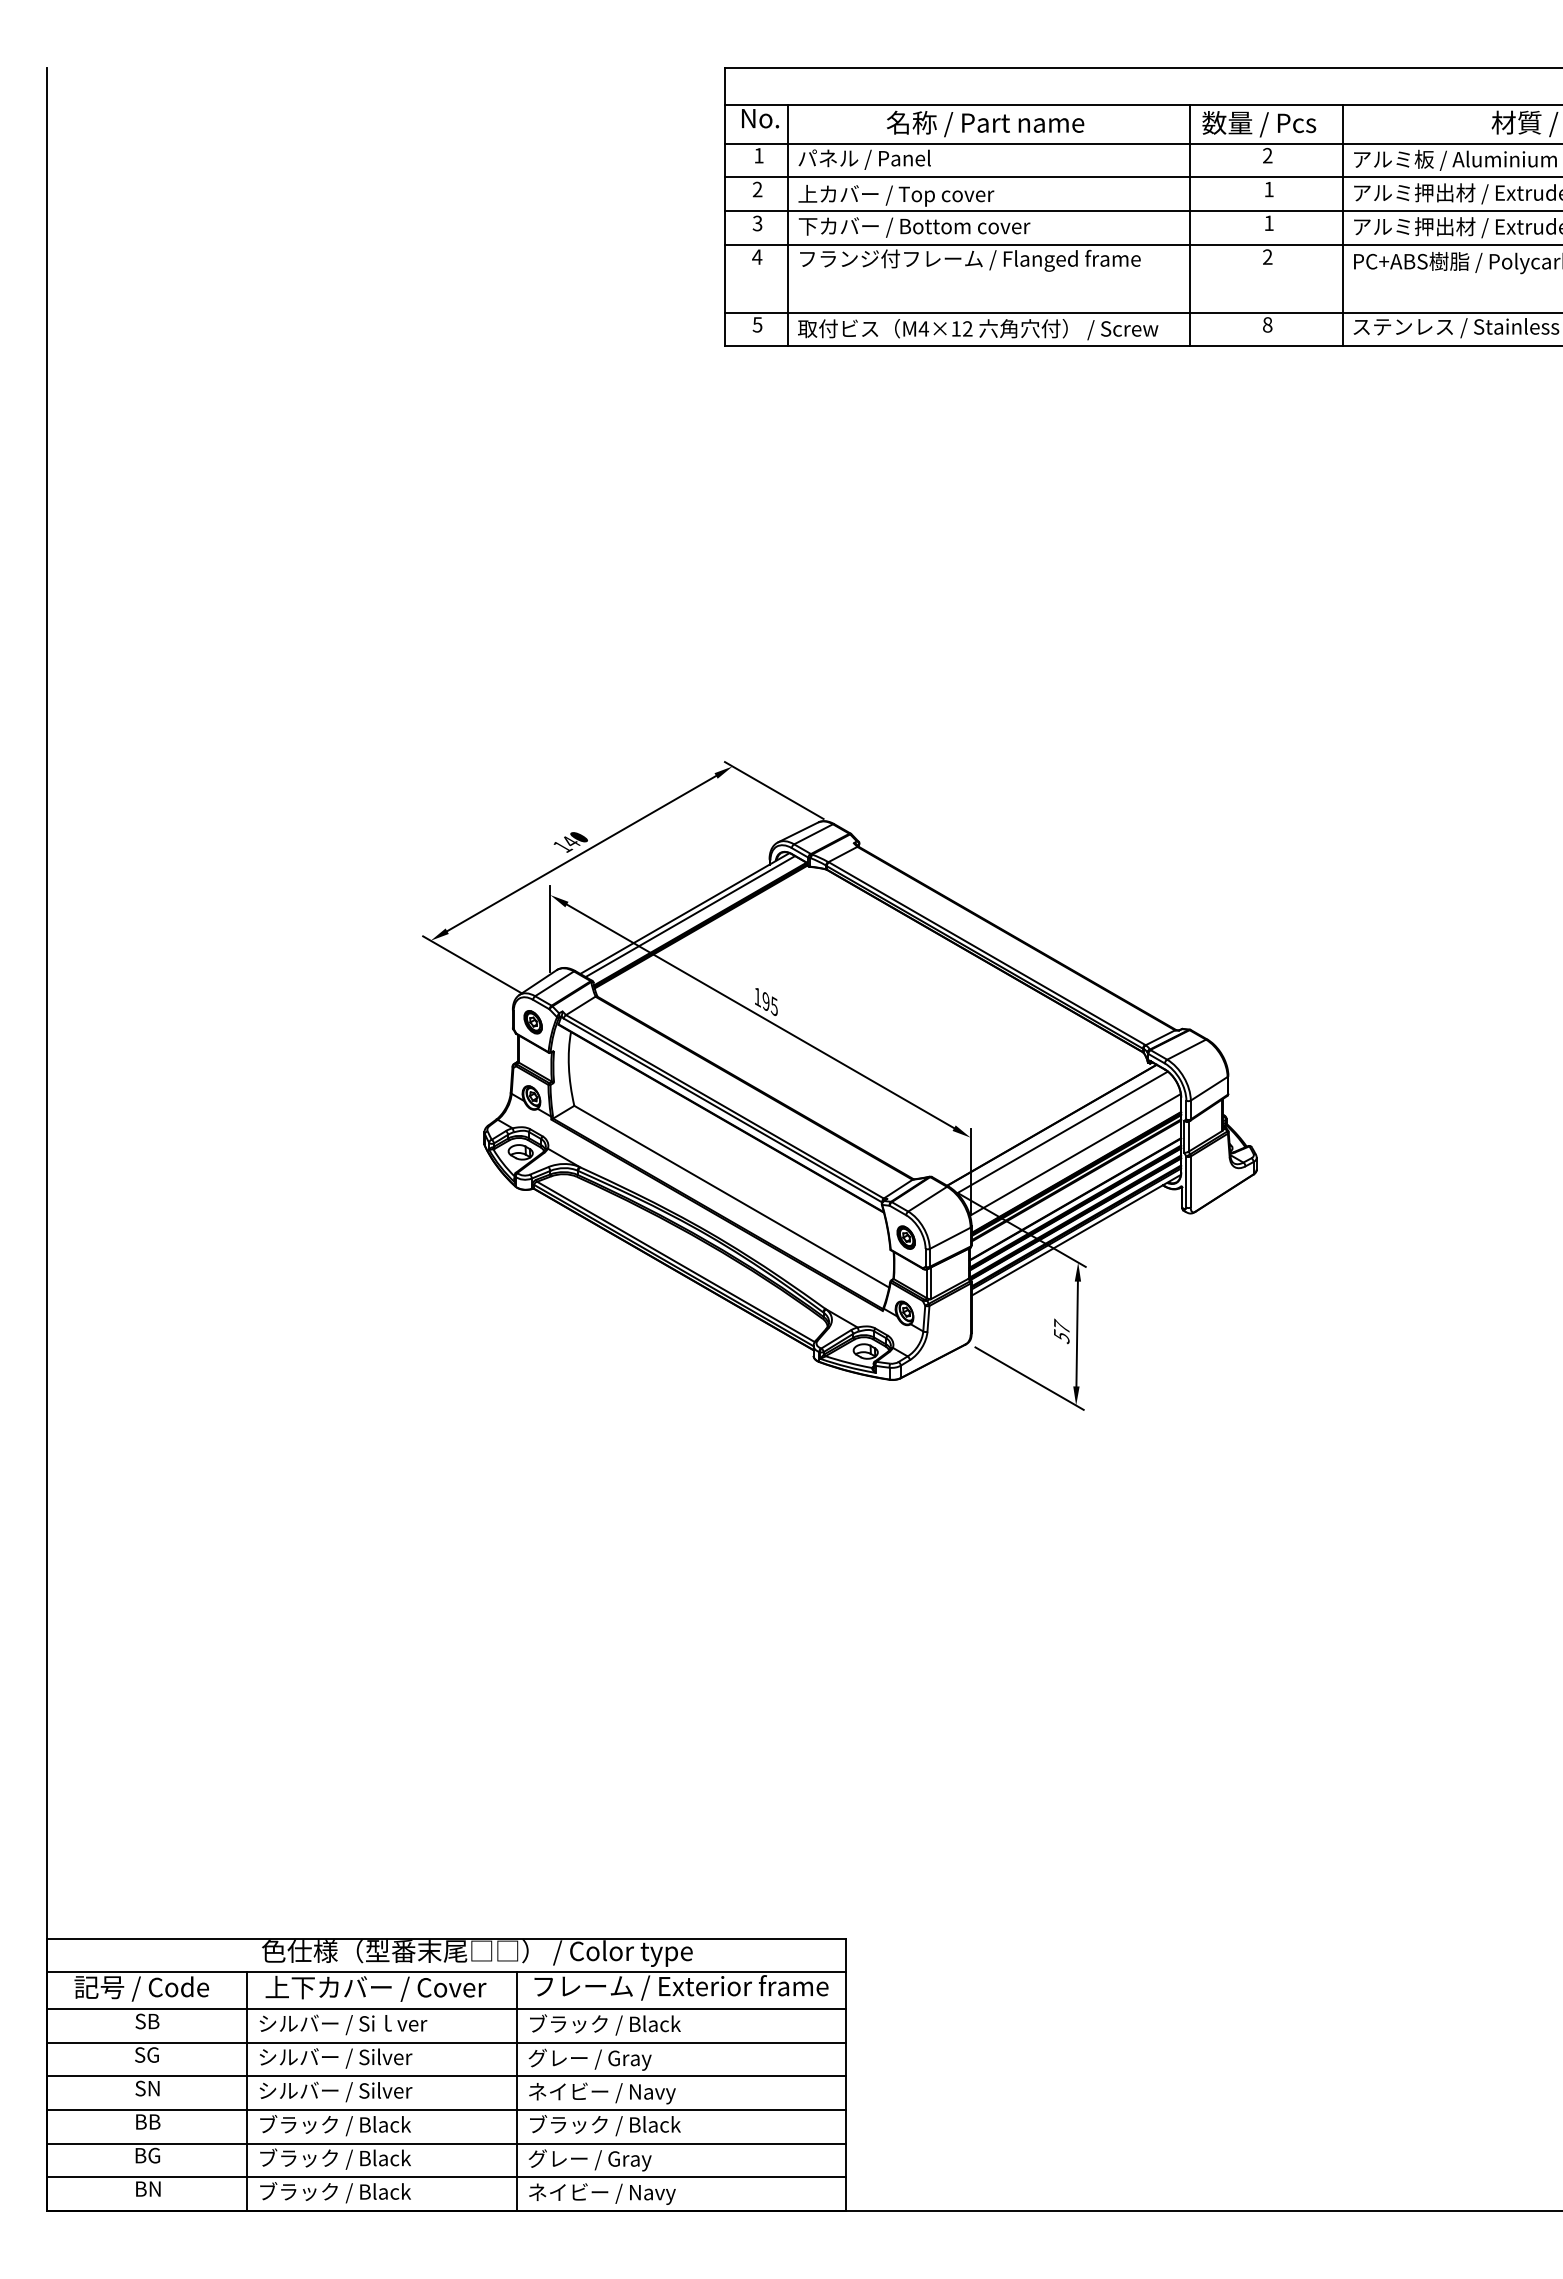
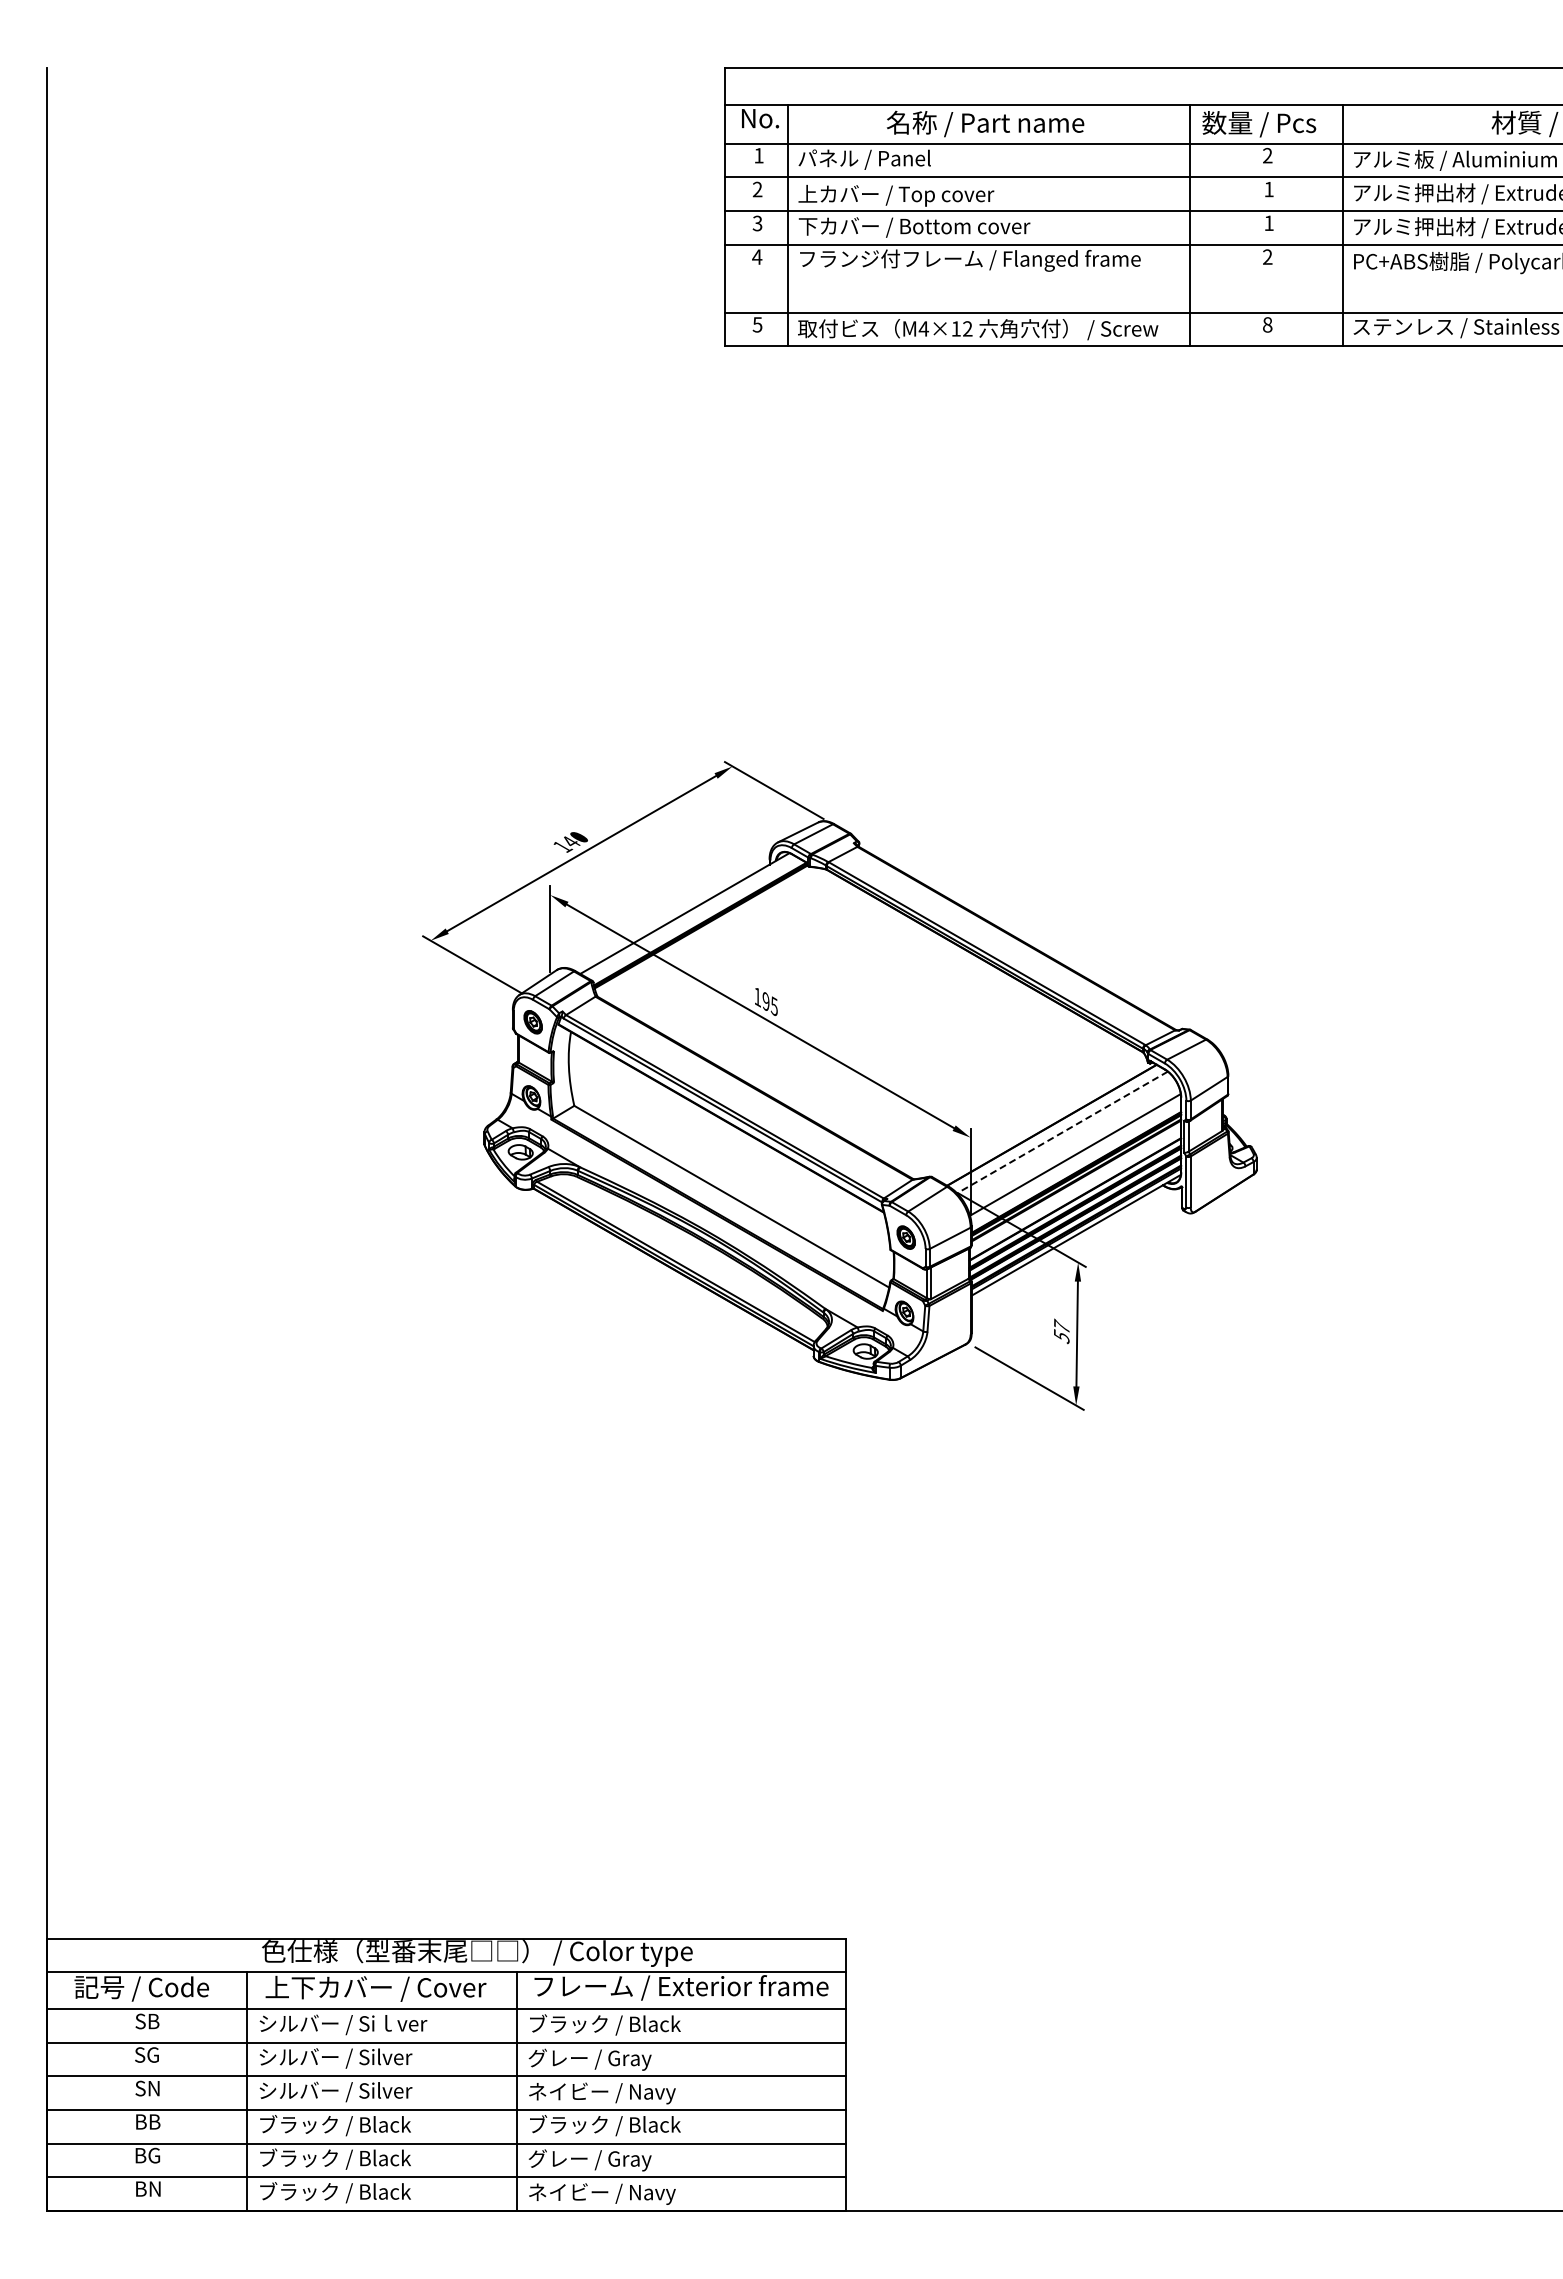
line: present -> none (690, 916)
line: solid -> dashed (1062, 1132)
